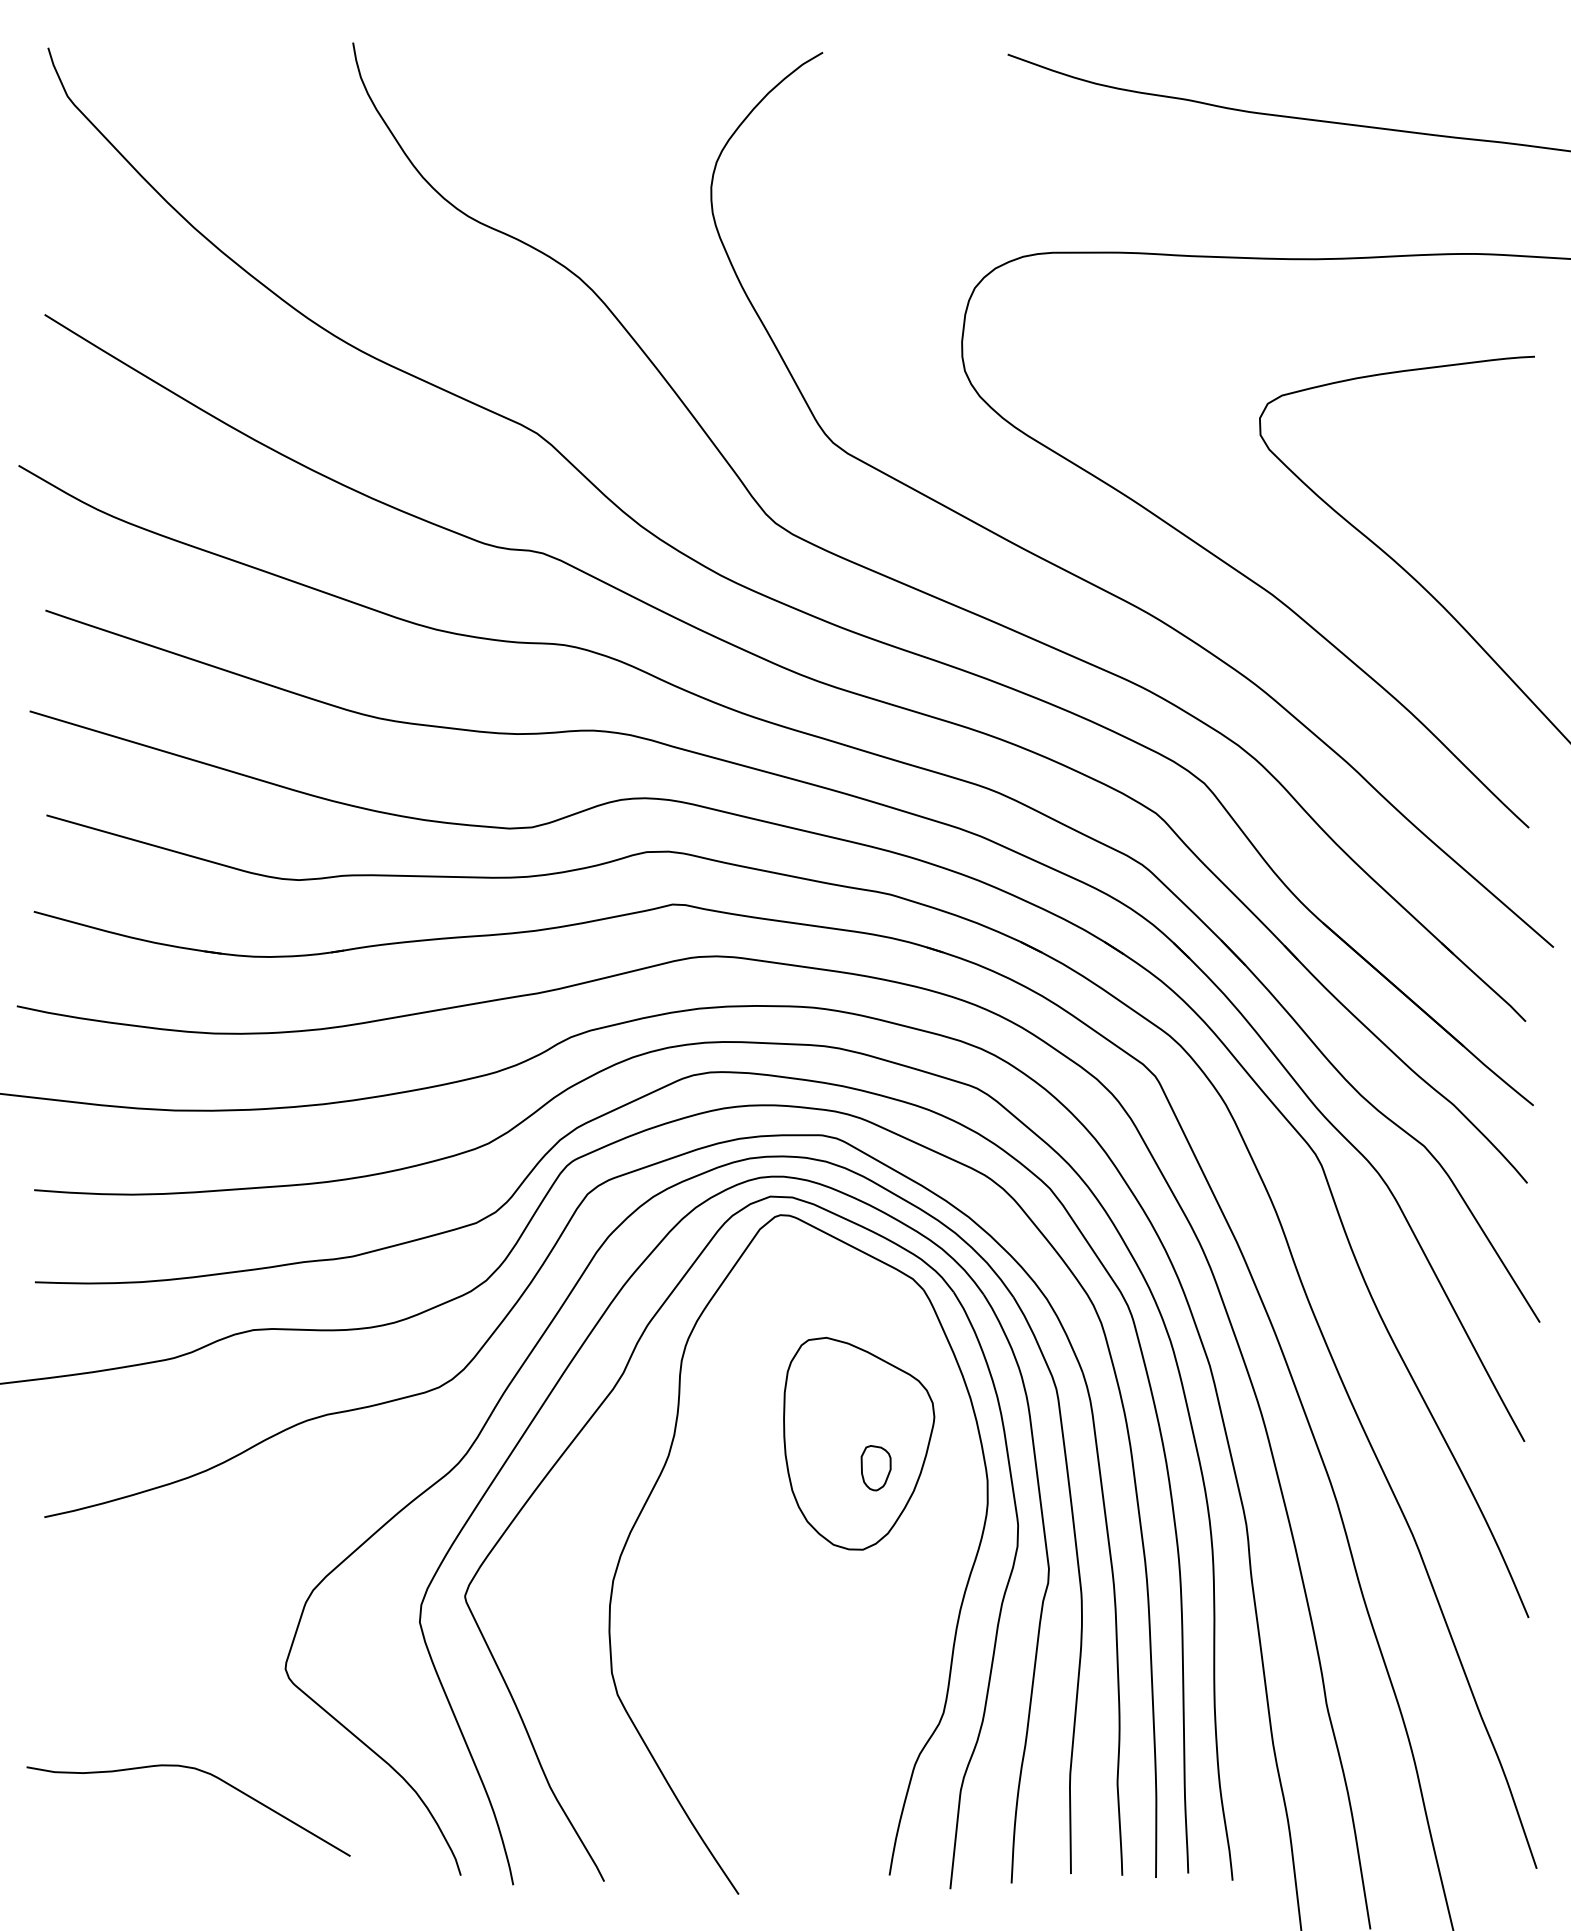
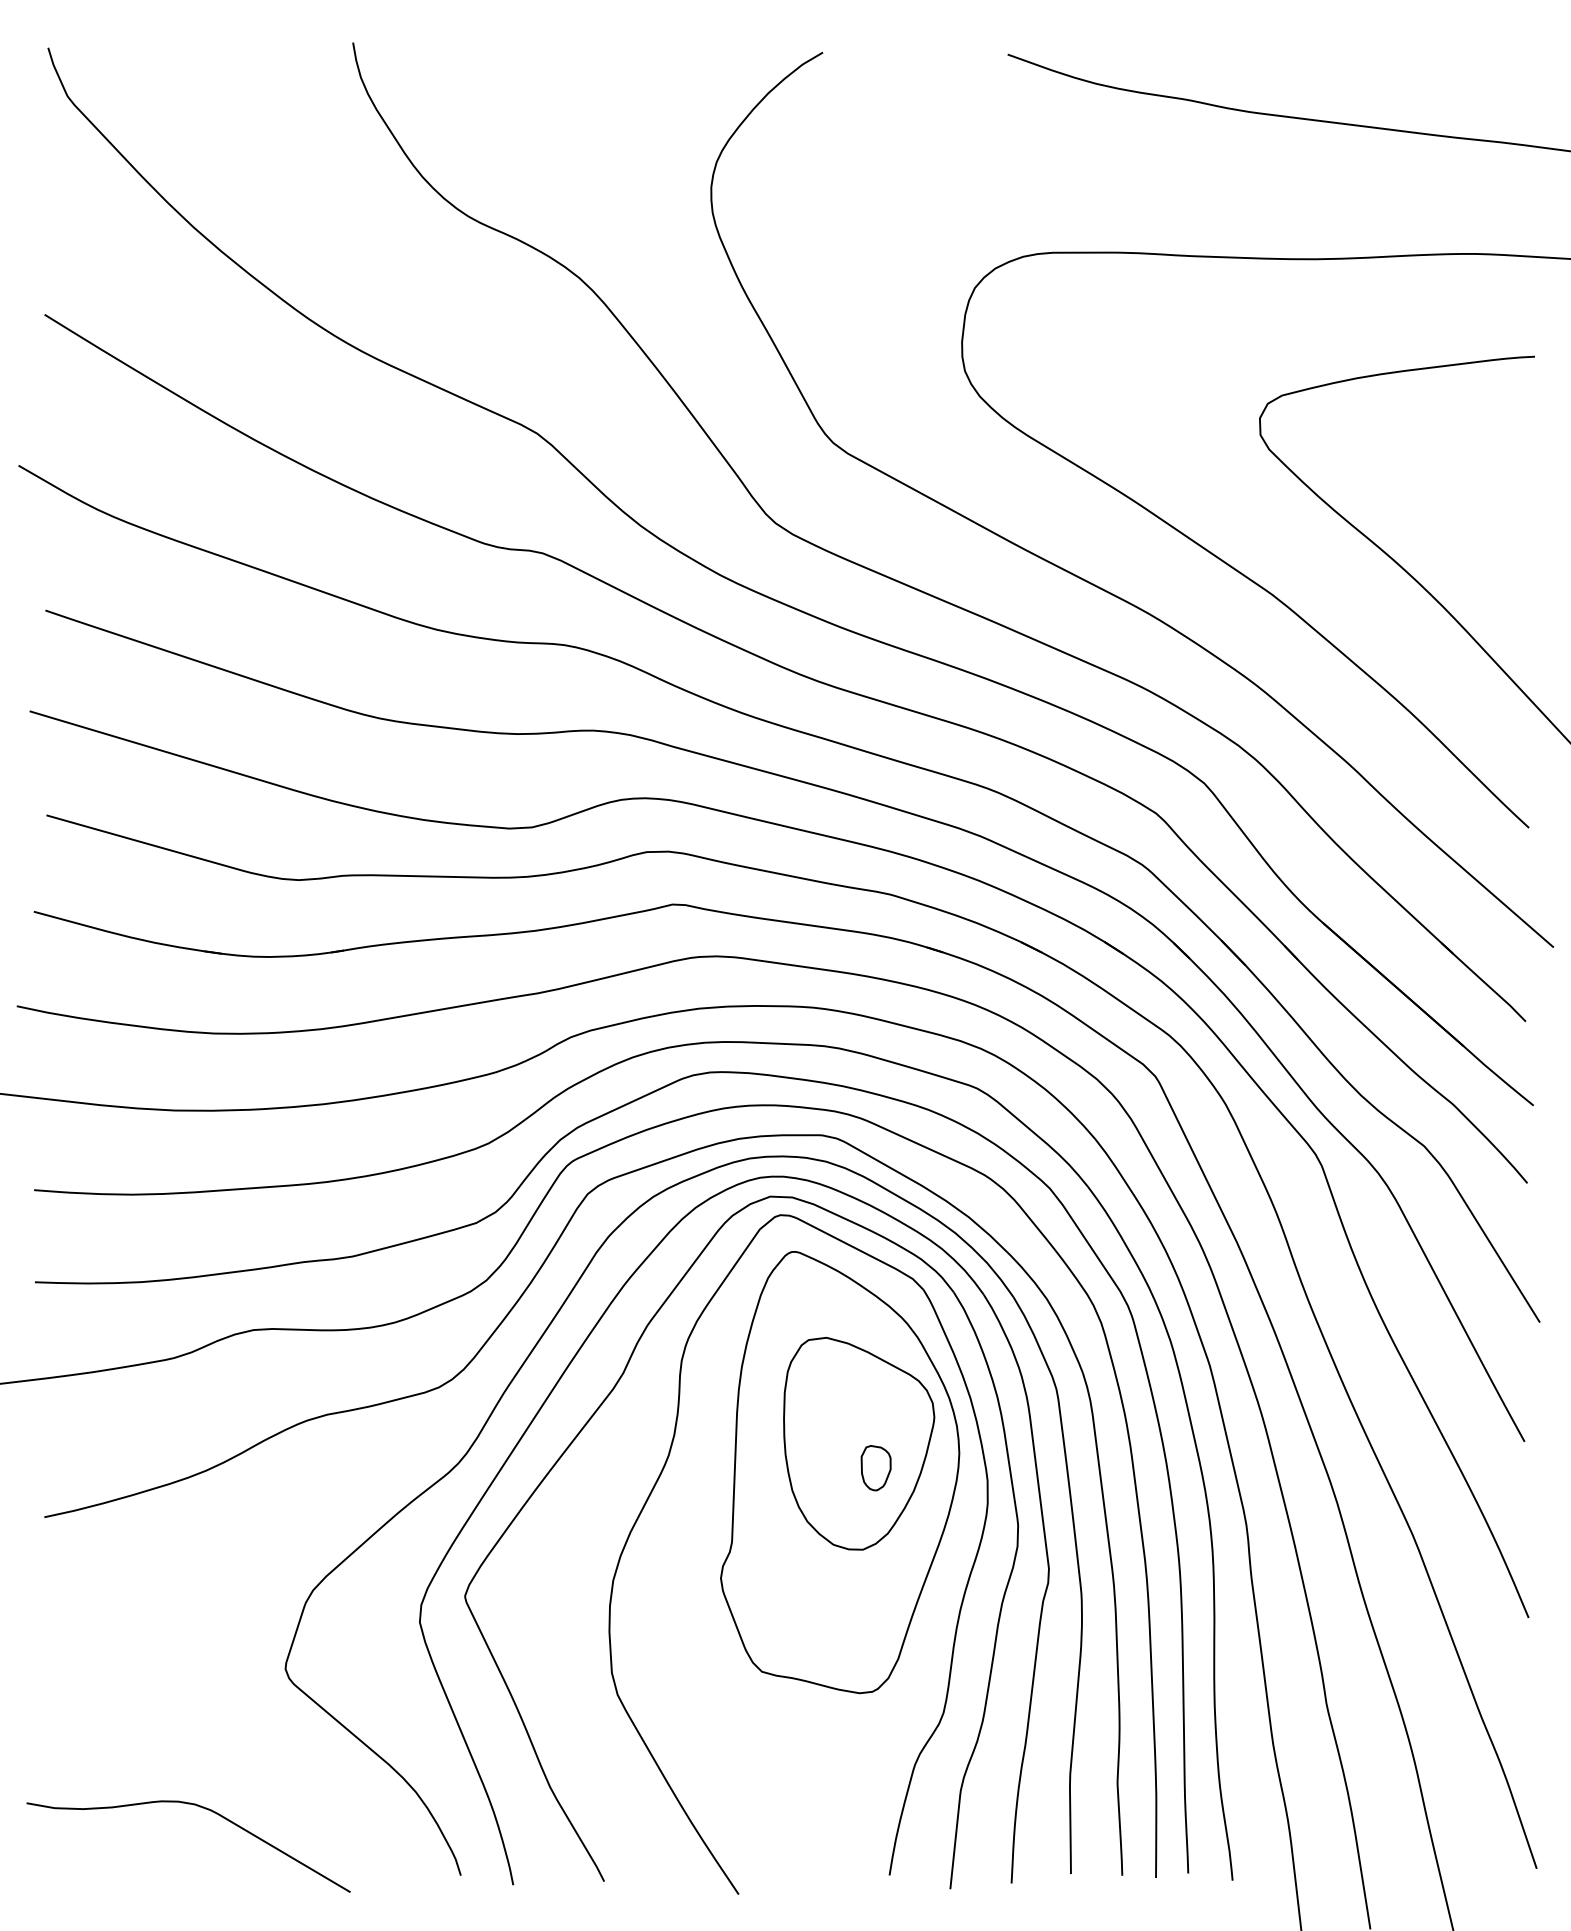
part: none -> present (840, 1472)
curve position: (202, 1772) -> (202, 1808) (202, 1808)
